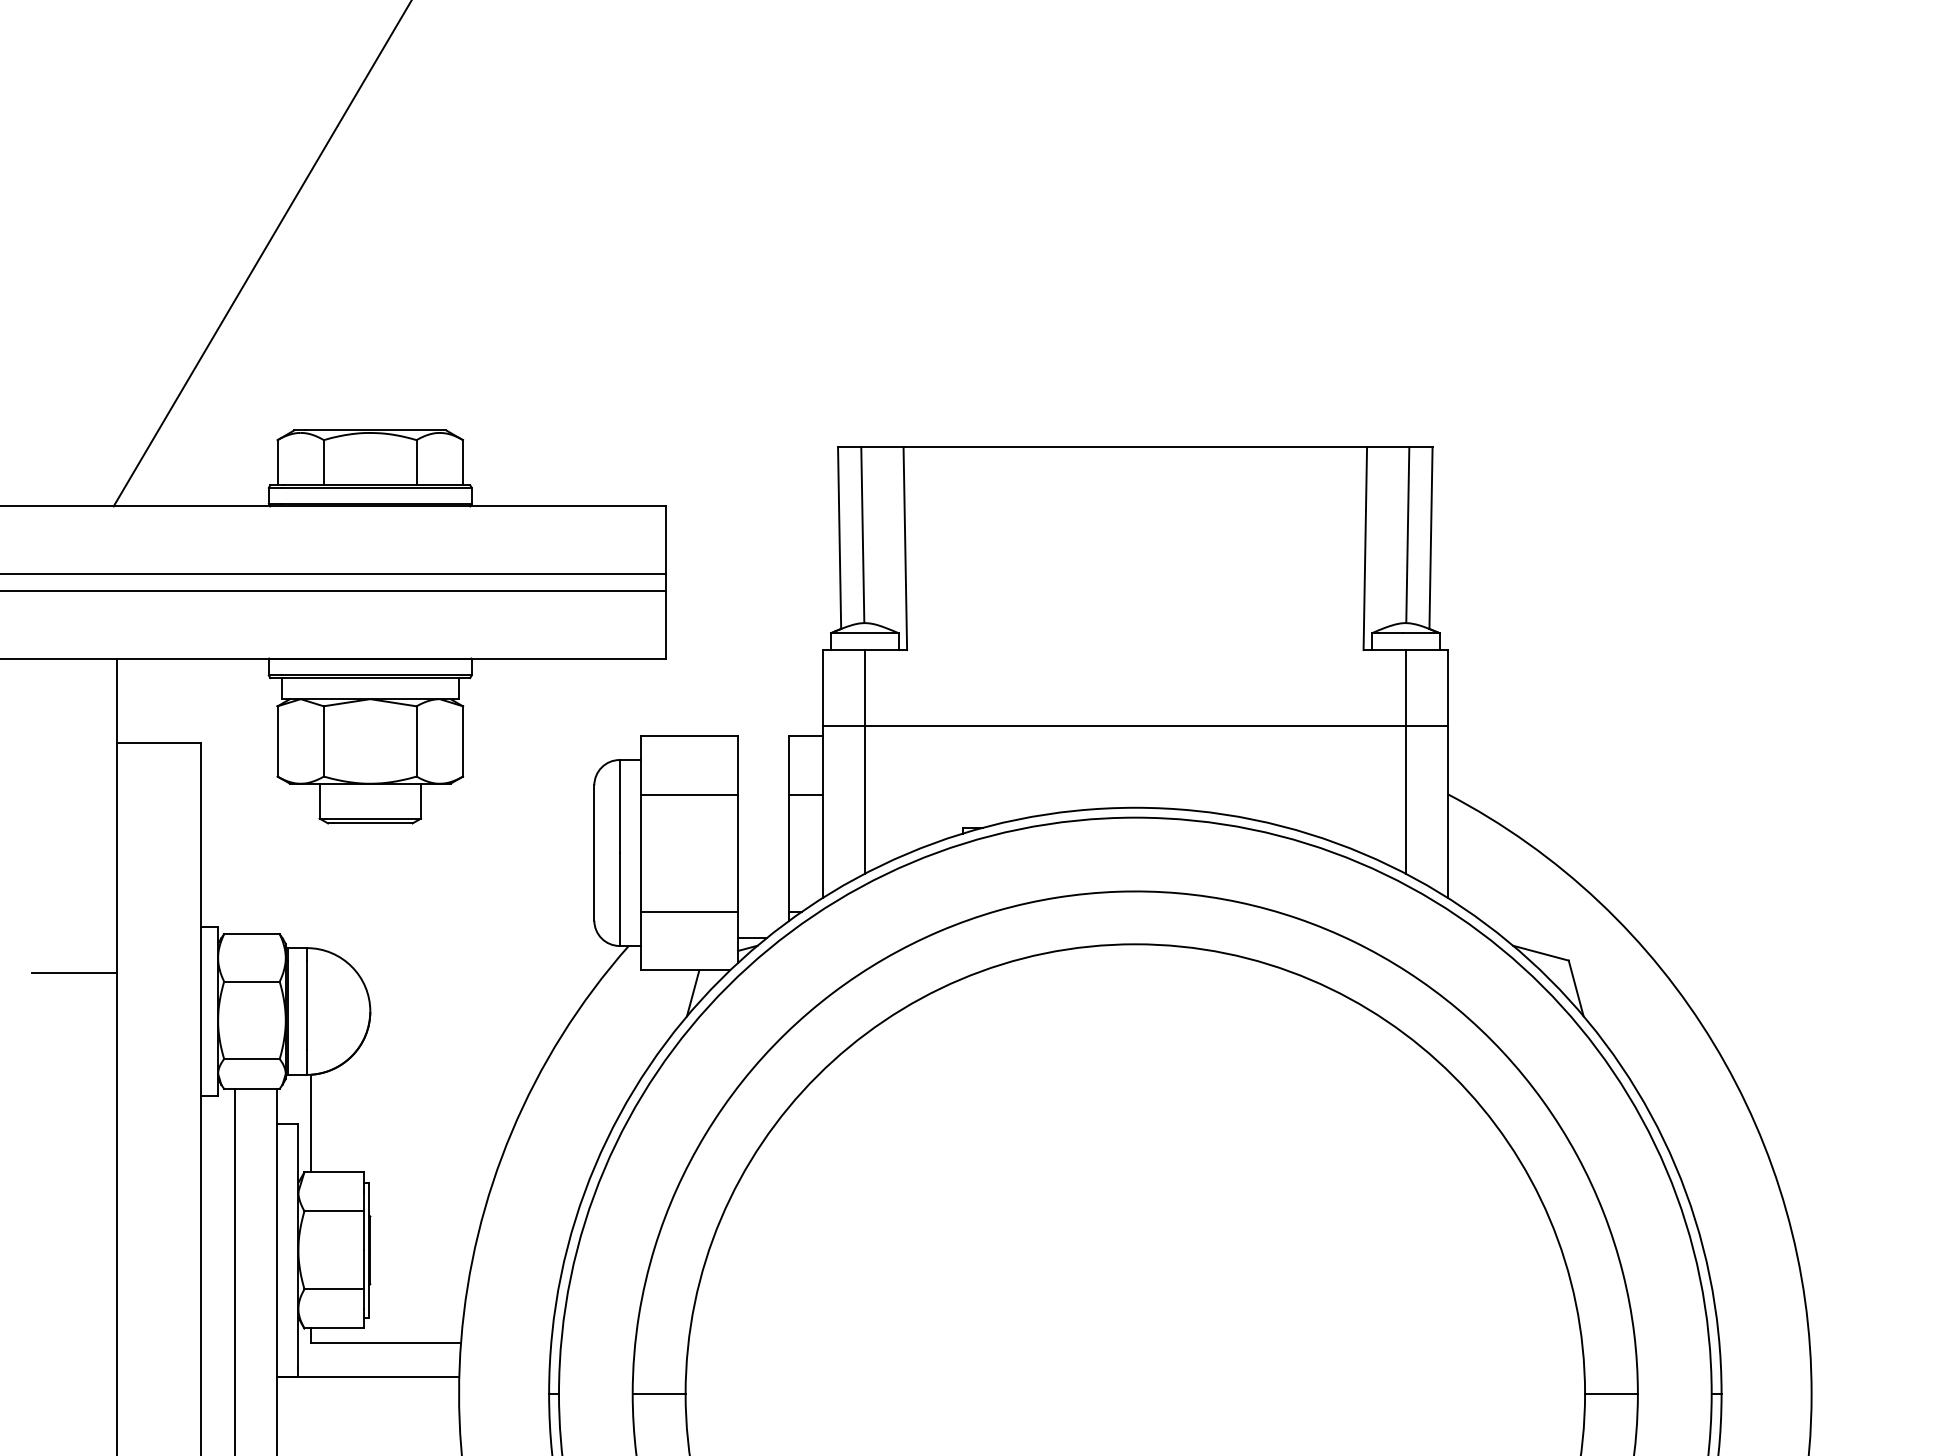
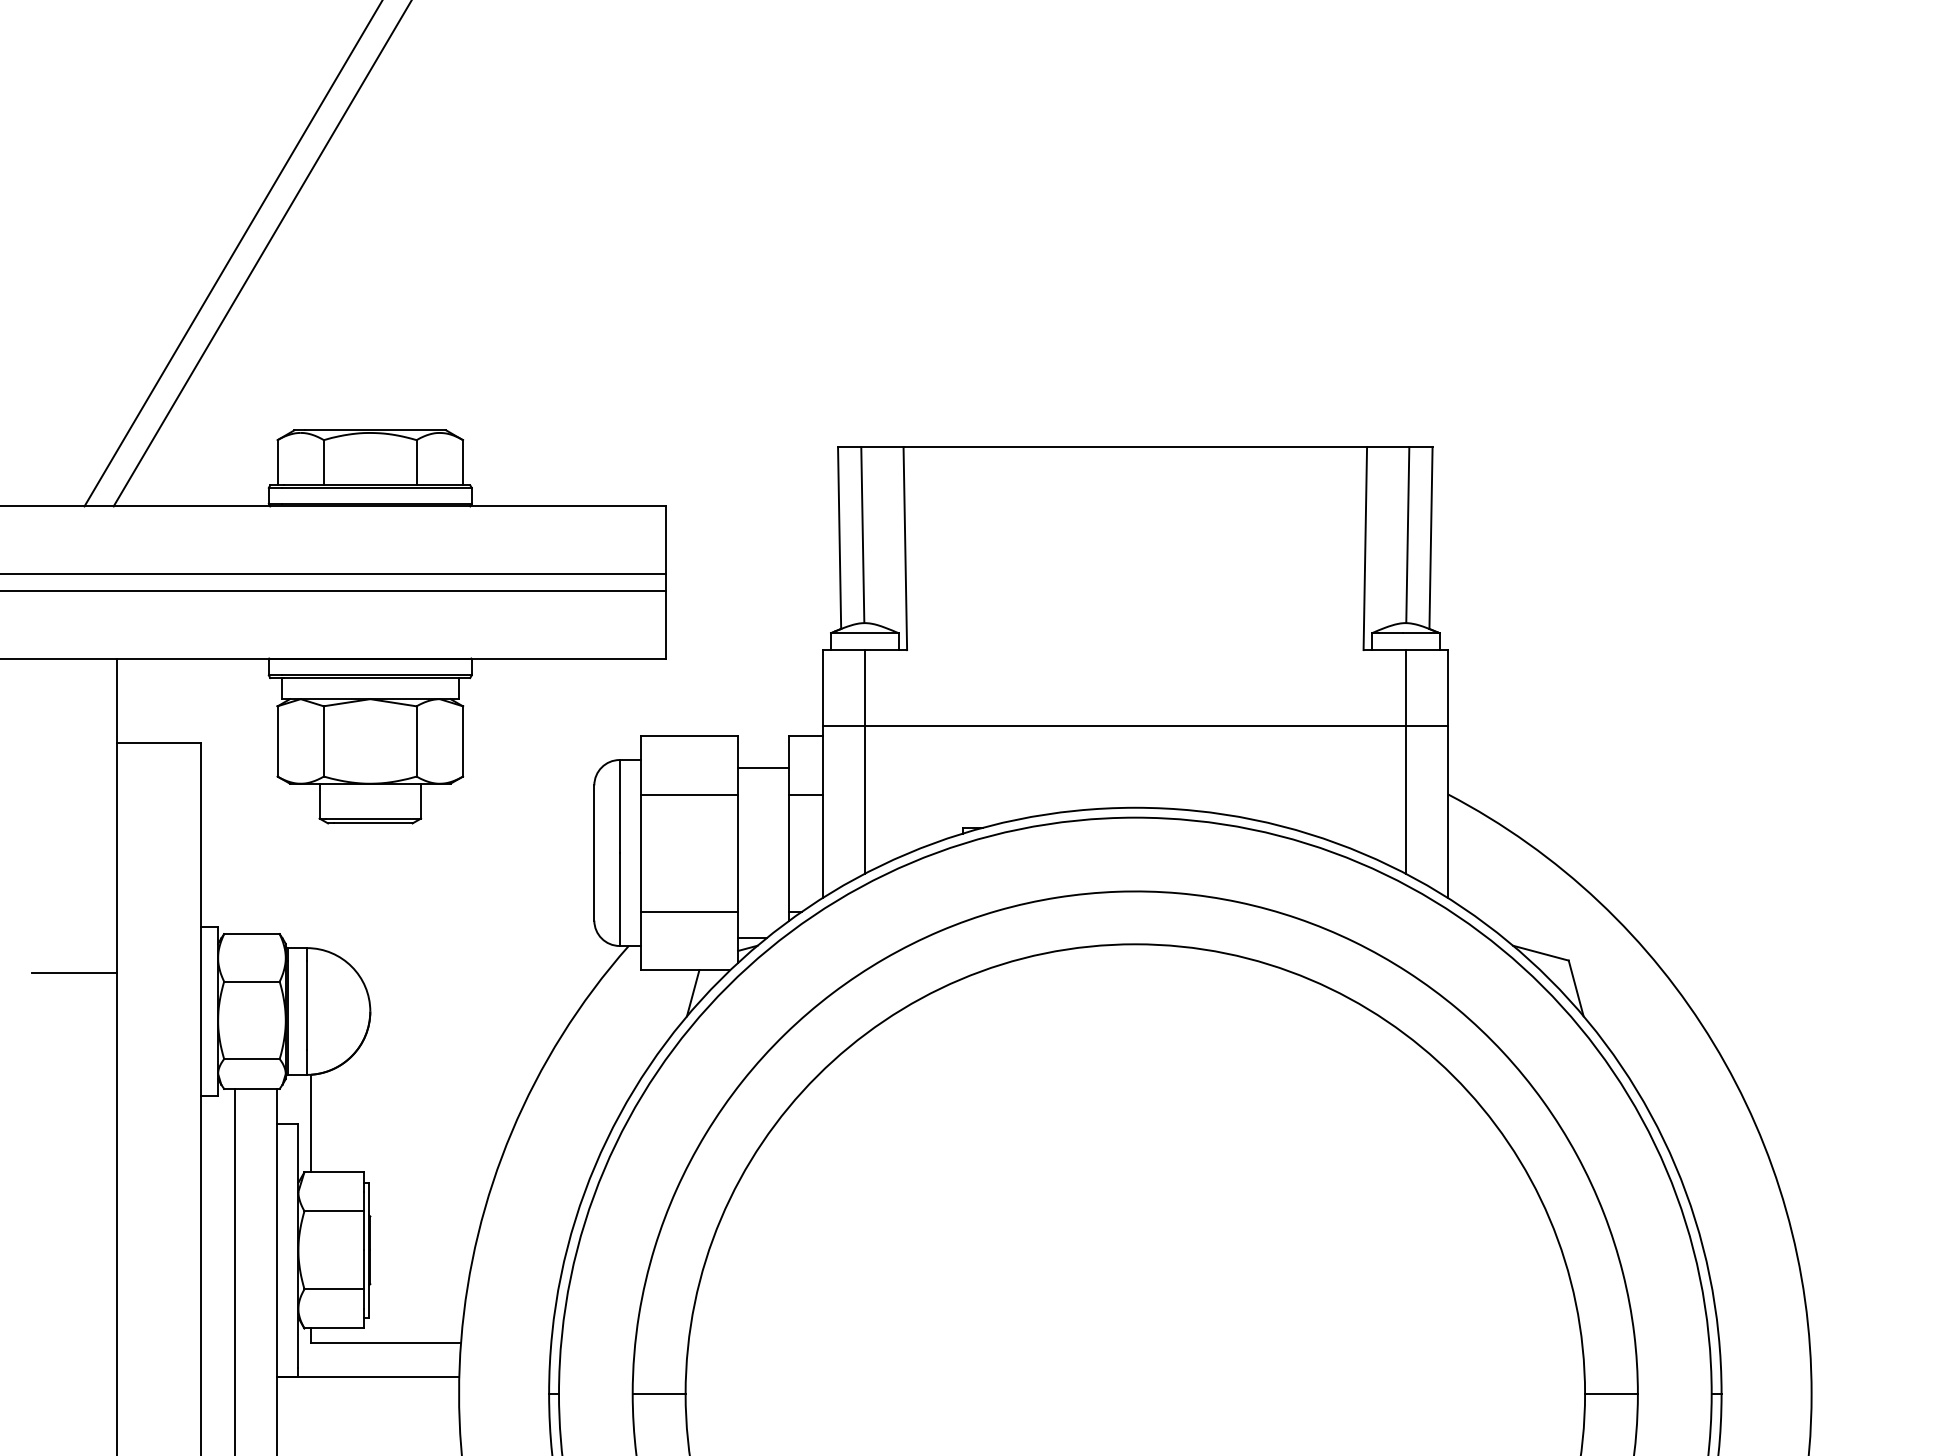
line: none -> present (232, 254)
line: none -> present (763, 768)
